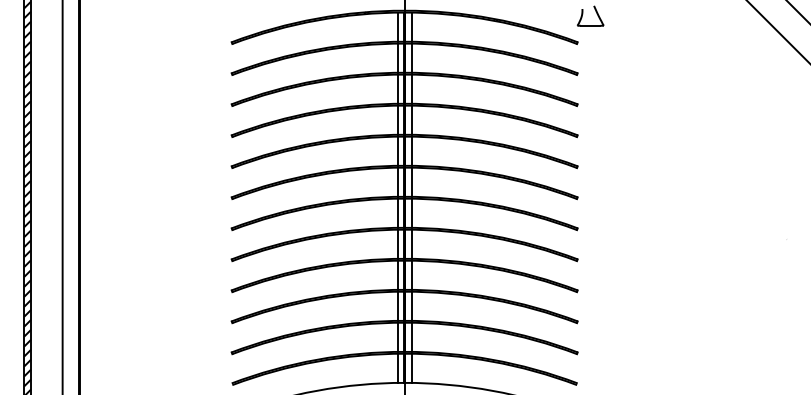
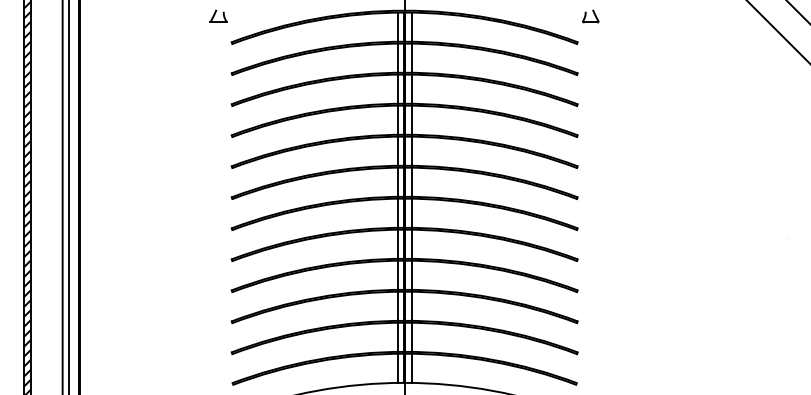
part: none -> present (218, 15)
part size: 29x22 px -> 18x15 px (590, 16)
line: none -> present (68, 196)
